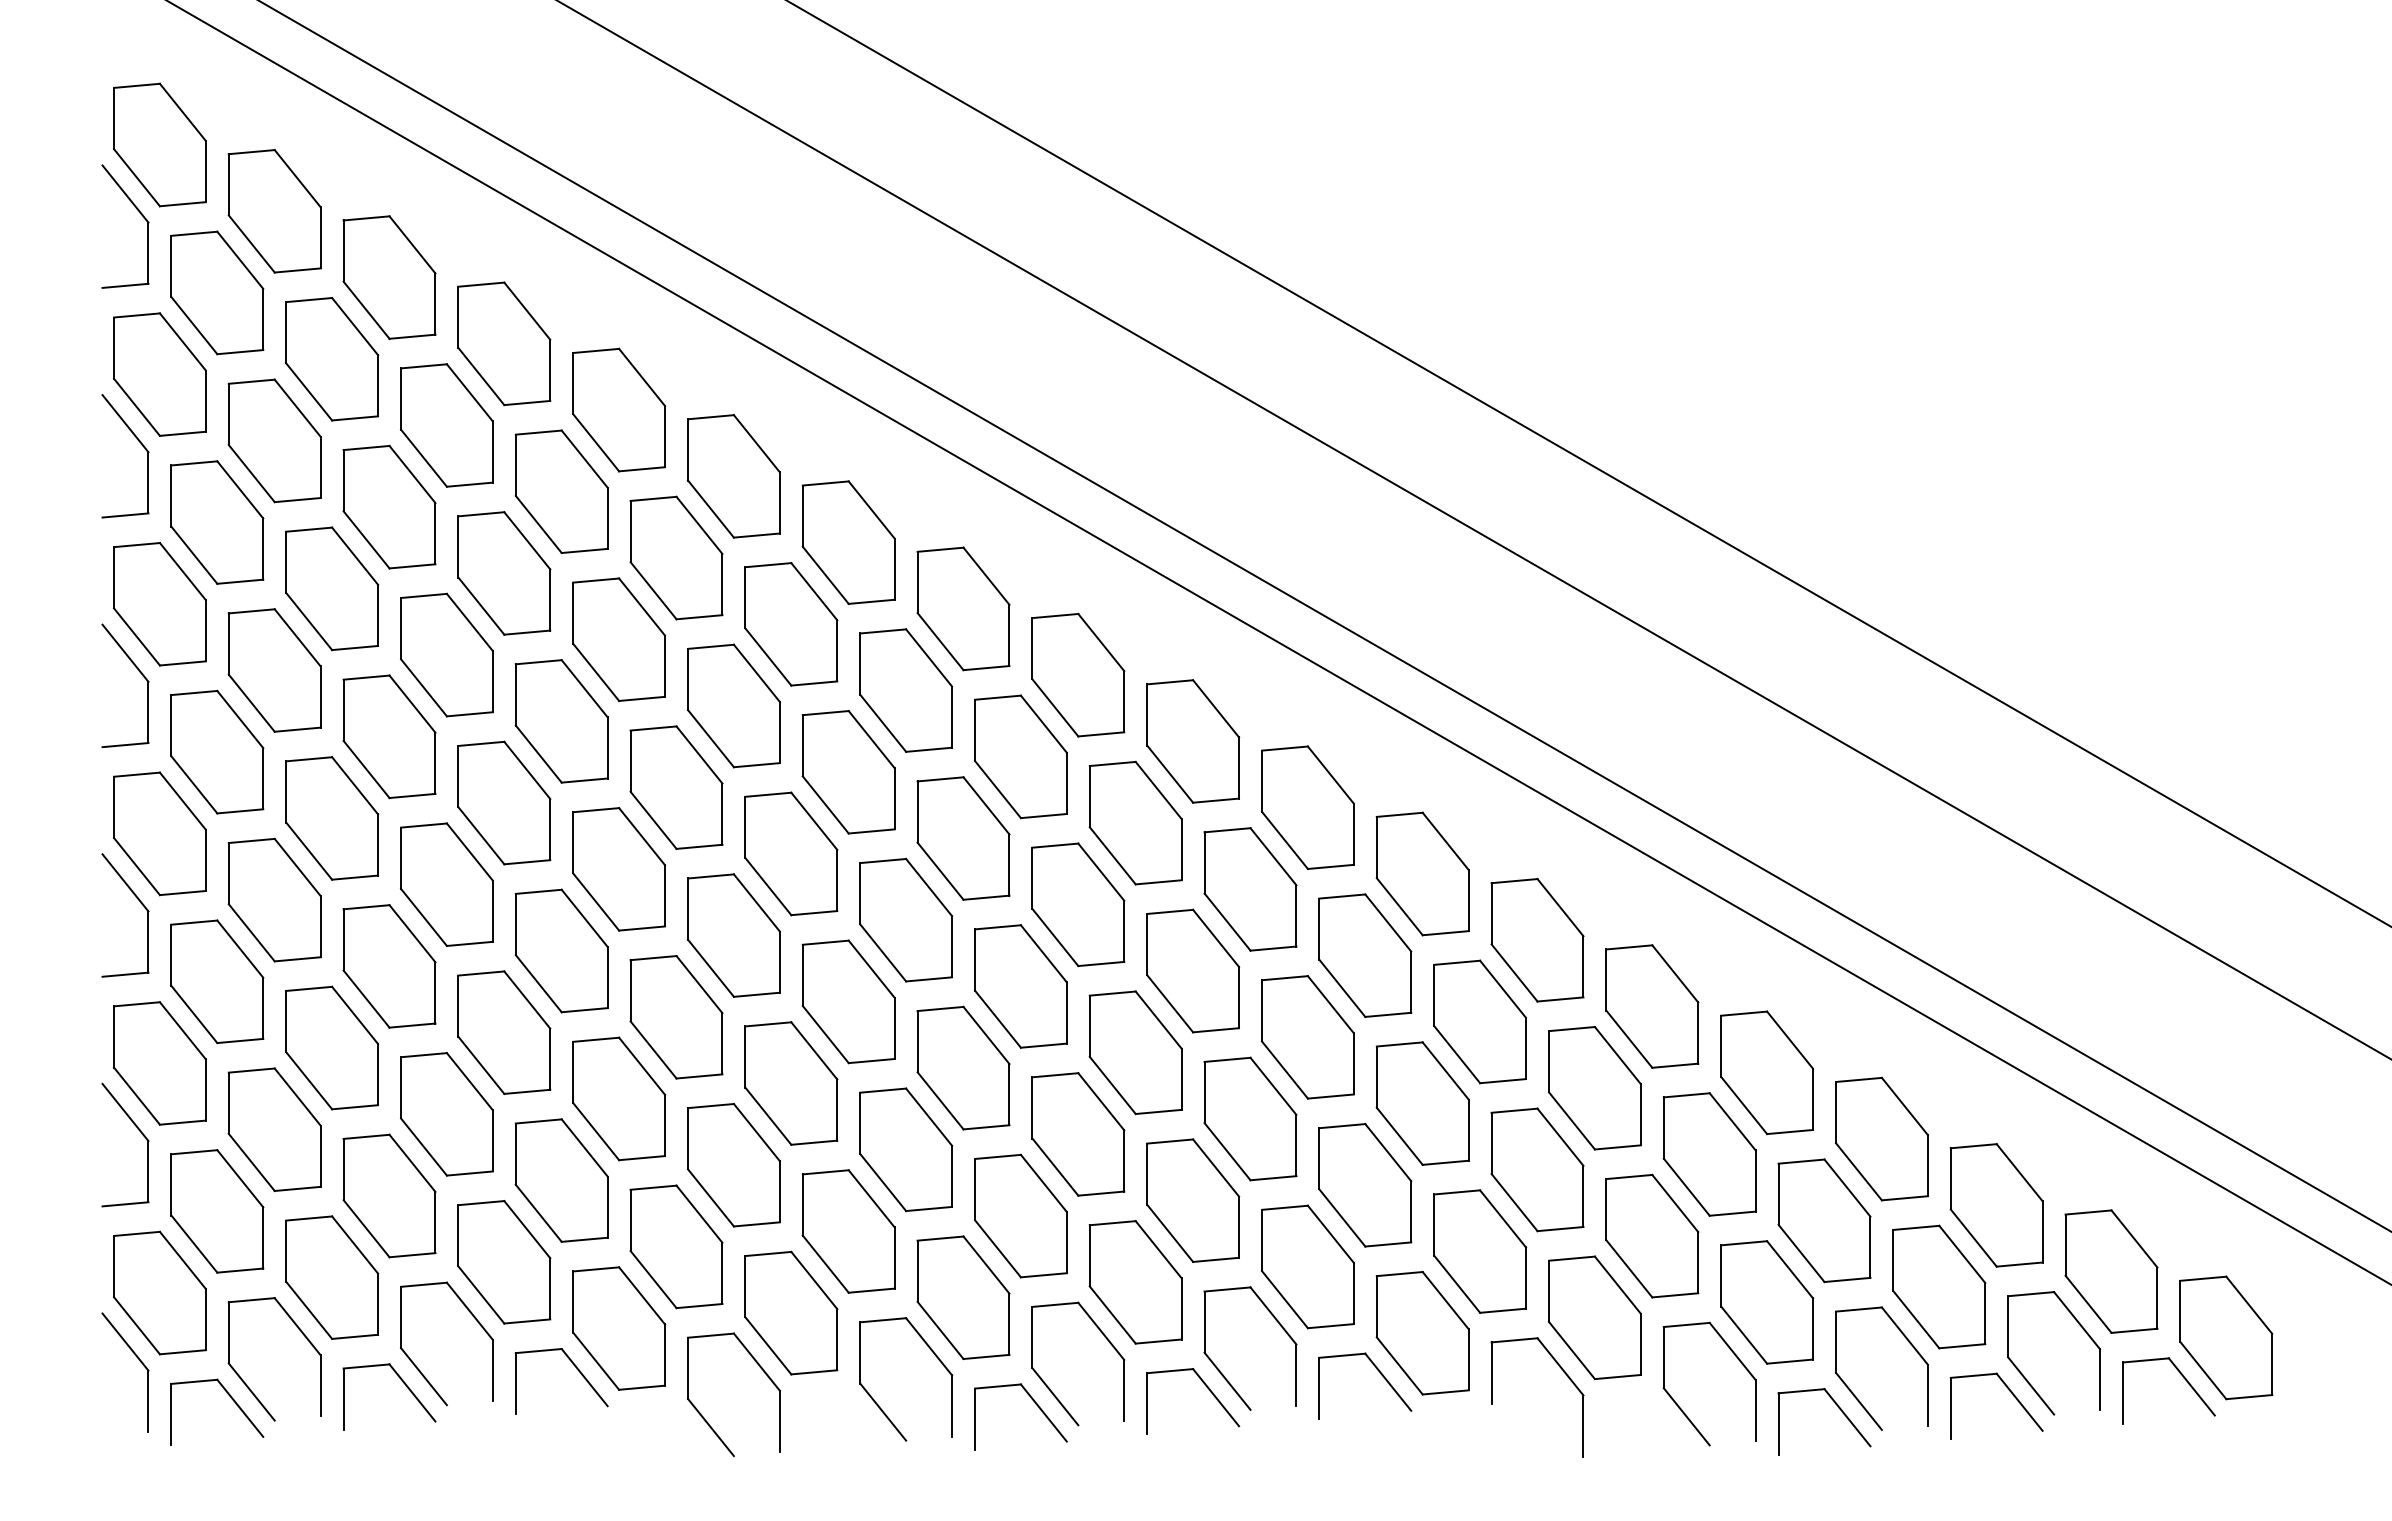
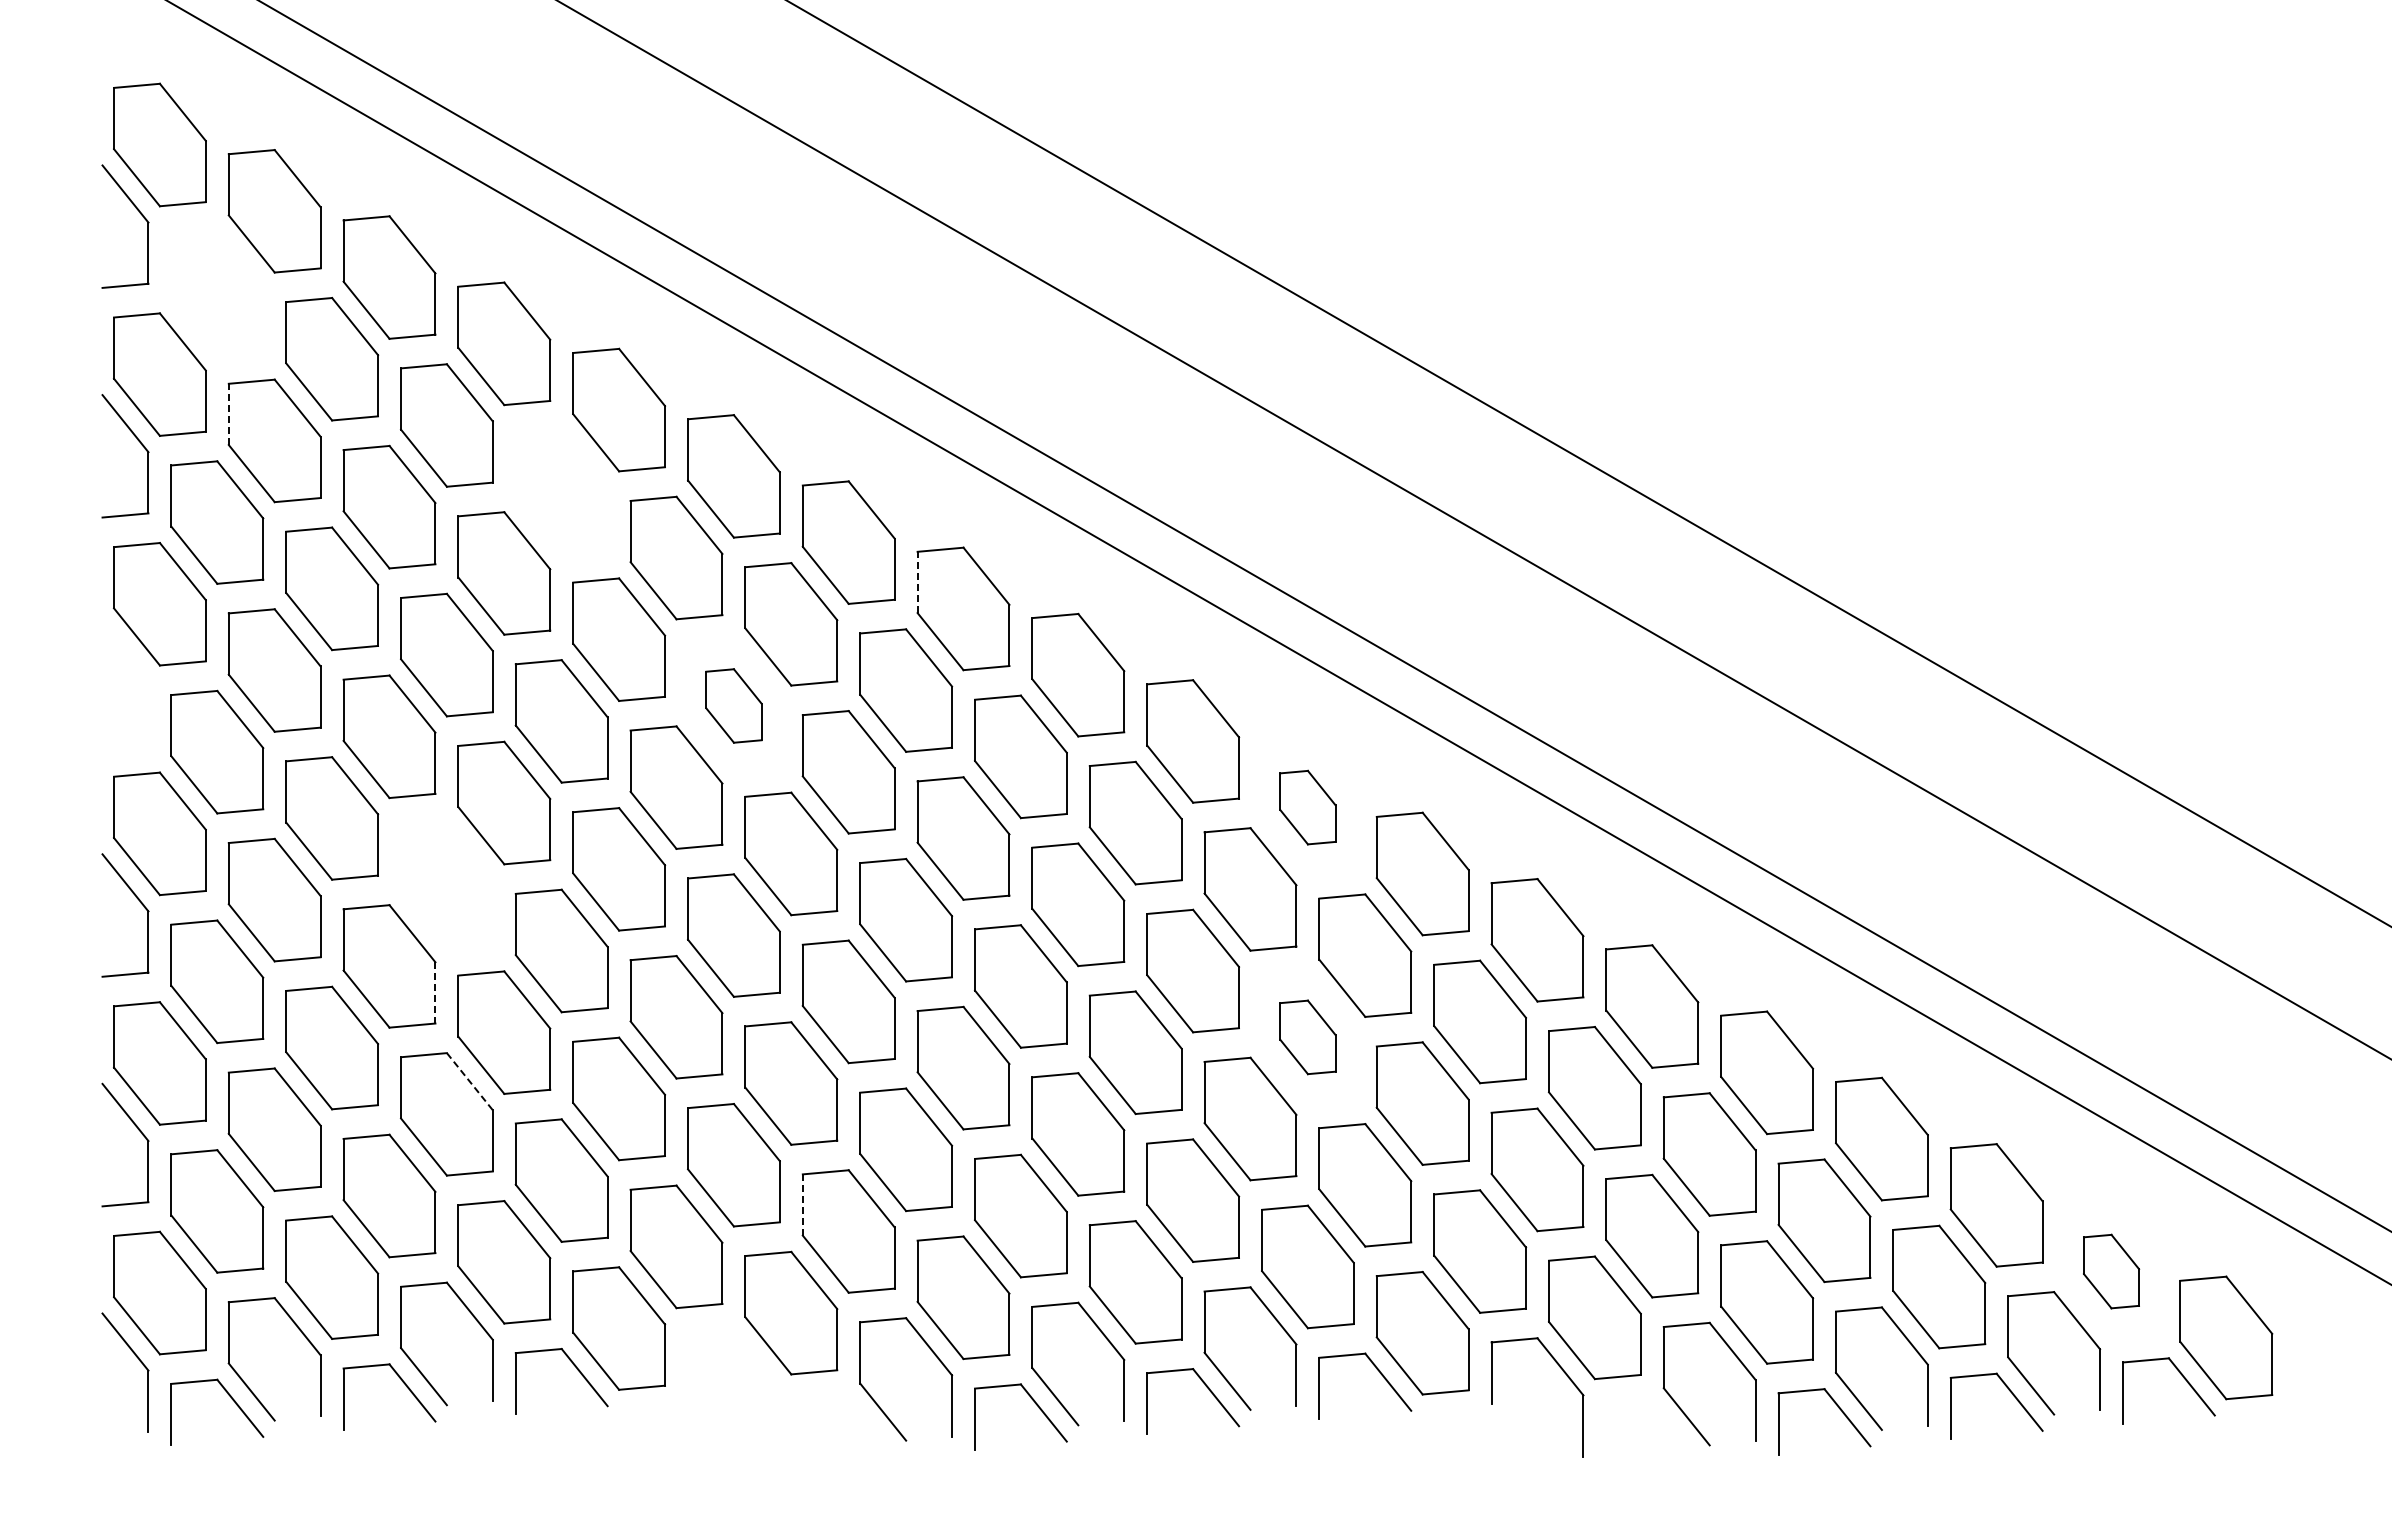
part: present -> none (217, 292)
line: solid -> dashed (228, 414)
part: present -> none (561, 491)
line: solid -> dashed (917, 582)
part: present -> none (138, 671)
part size: 94x126 px -> 58x76 px (733, 705)
part size: 94x125 px -> 58x77 px (1307, 807)
part: present -> none (446, 884)
line: solid -> dashed (435, 992)
part size: 94x125 px -> 58x77 px (1307, 1037)
line: solid -> dashed (469, 1081)
line: solid -> dashed (802, 1204)
part size: 95x125 px -> 58x77 px (2111, 1271)
part: present -> none (704, 1417)
